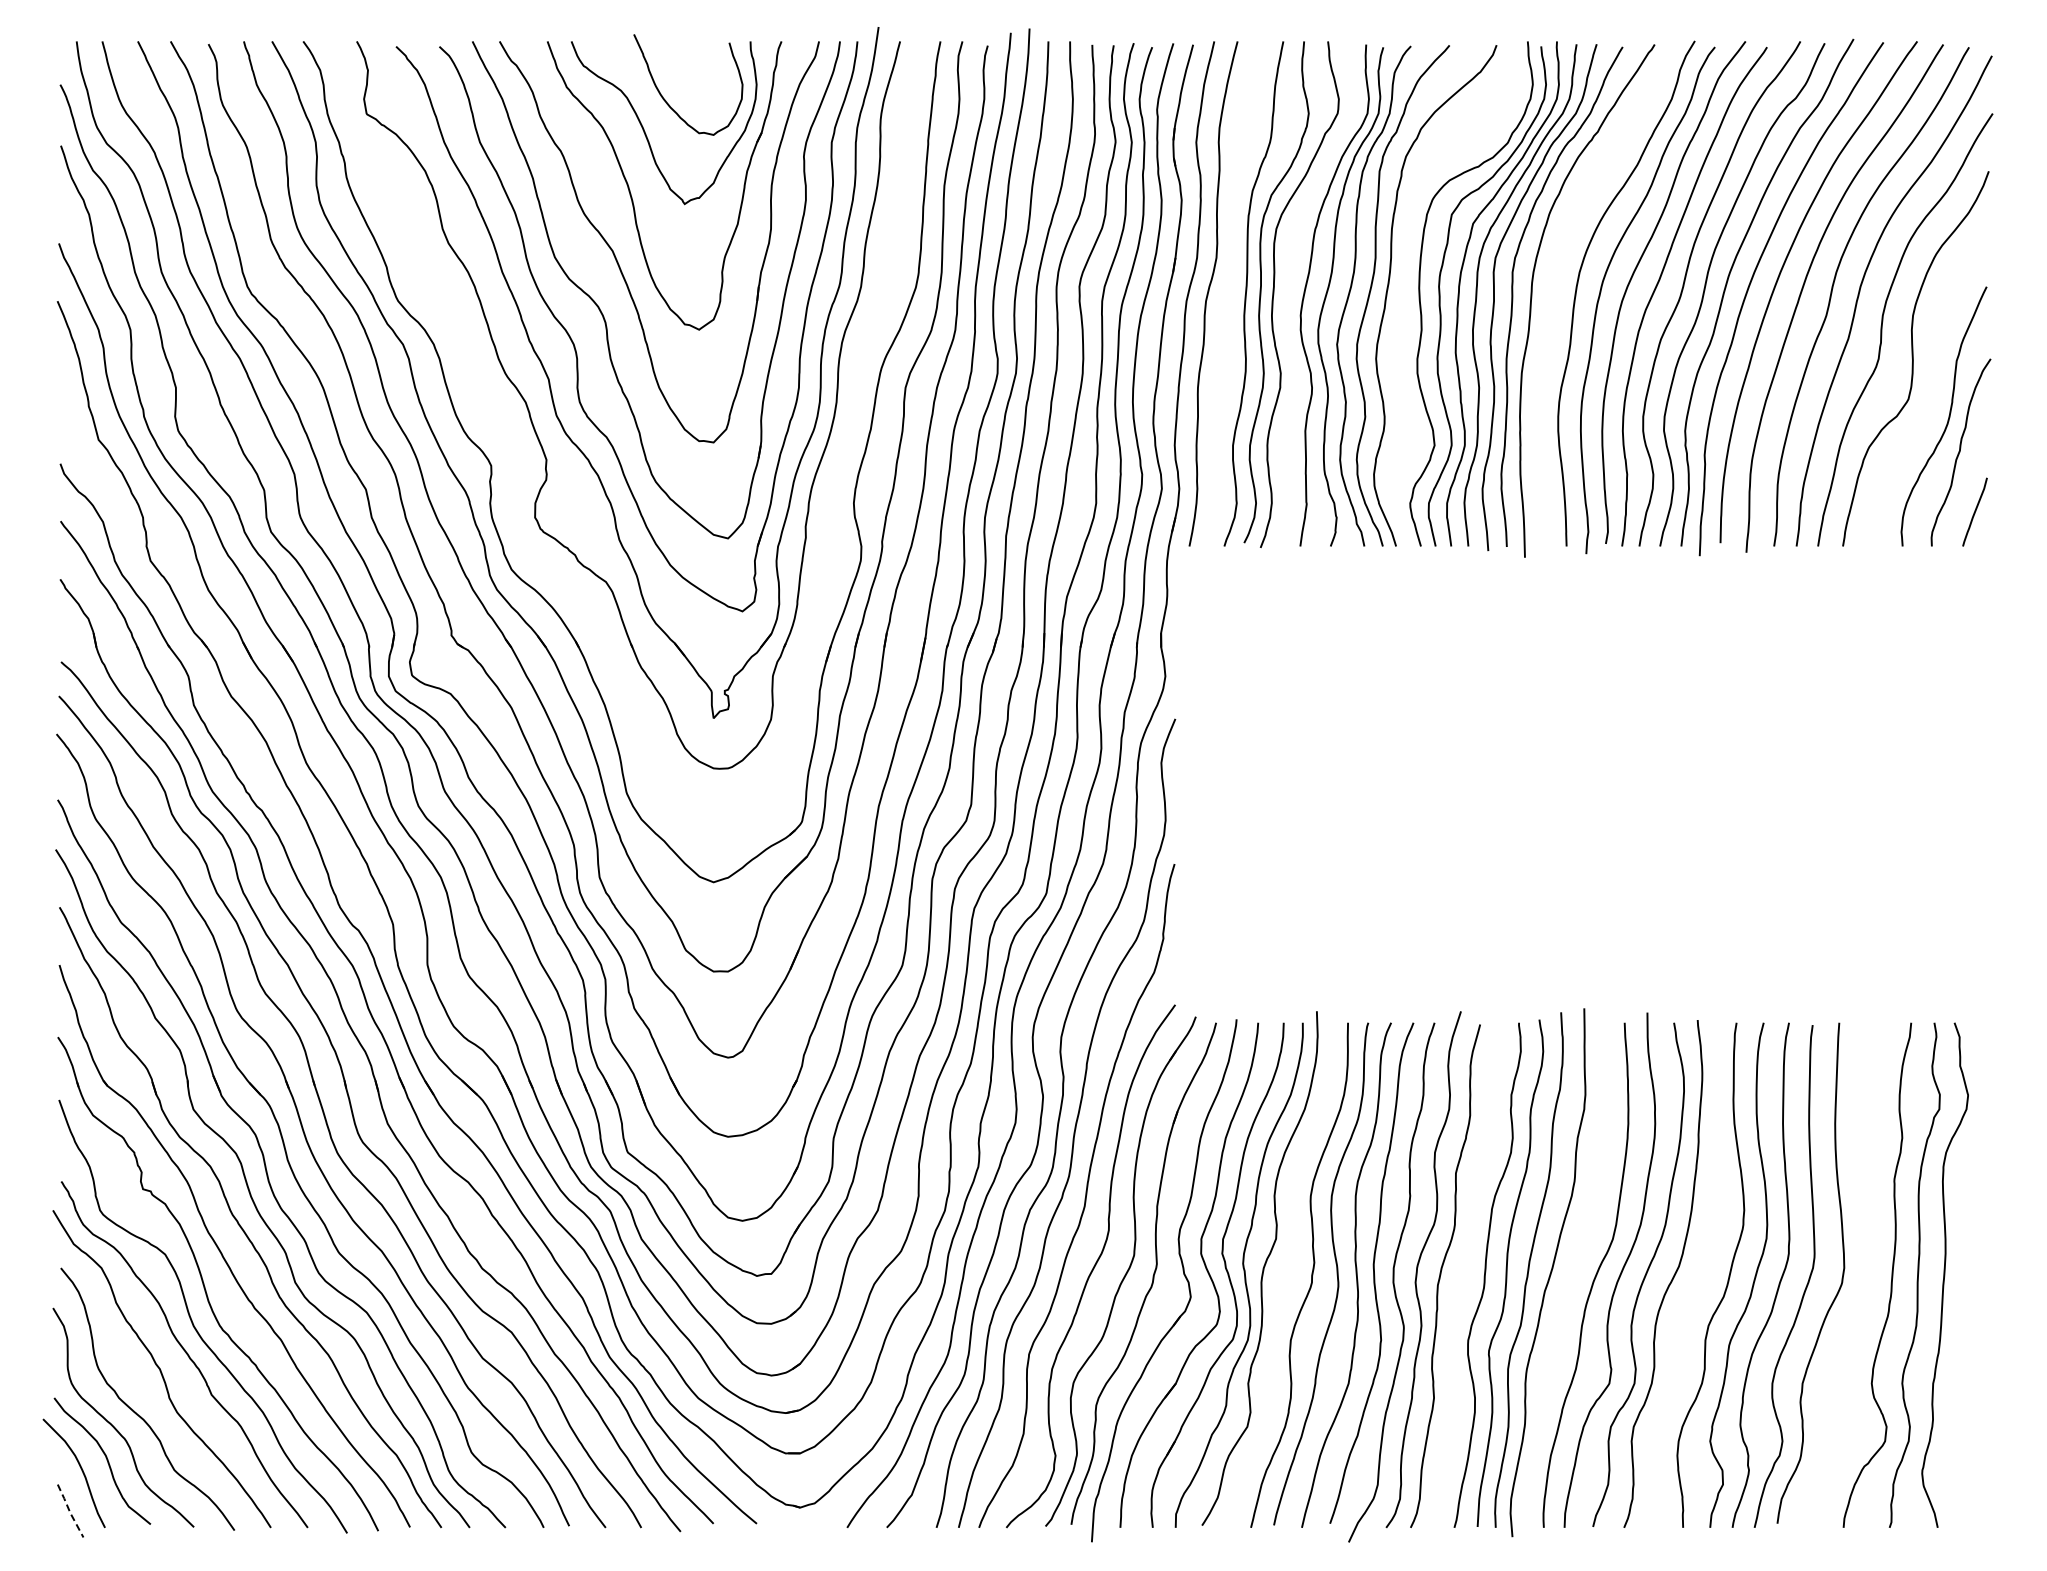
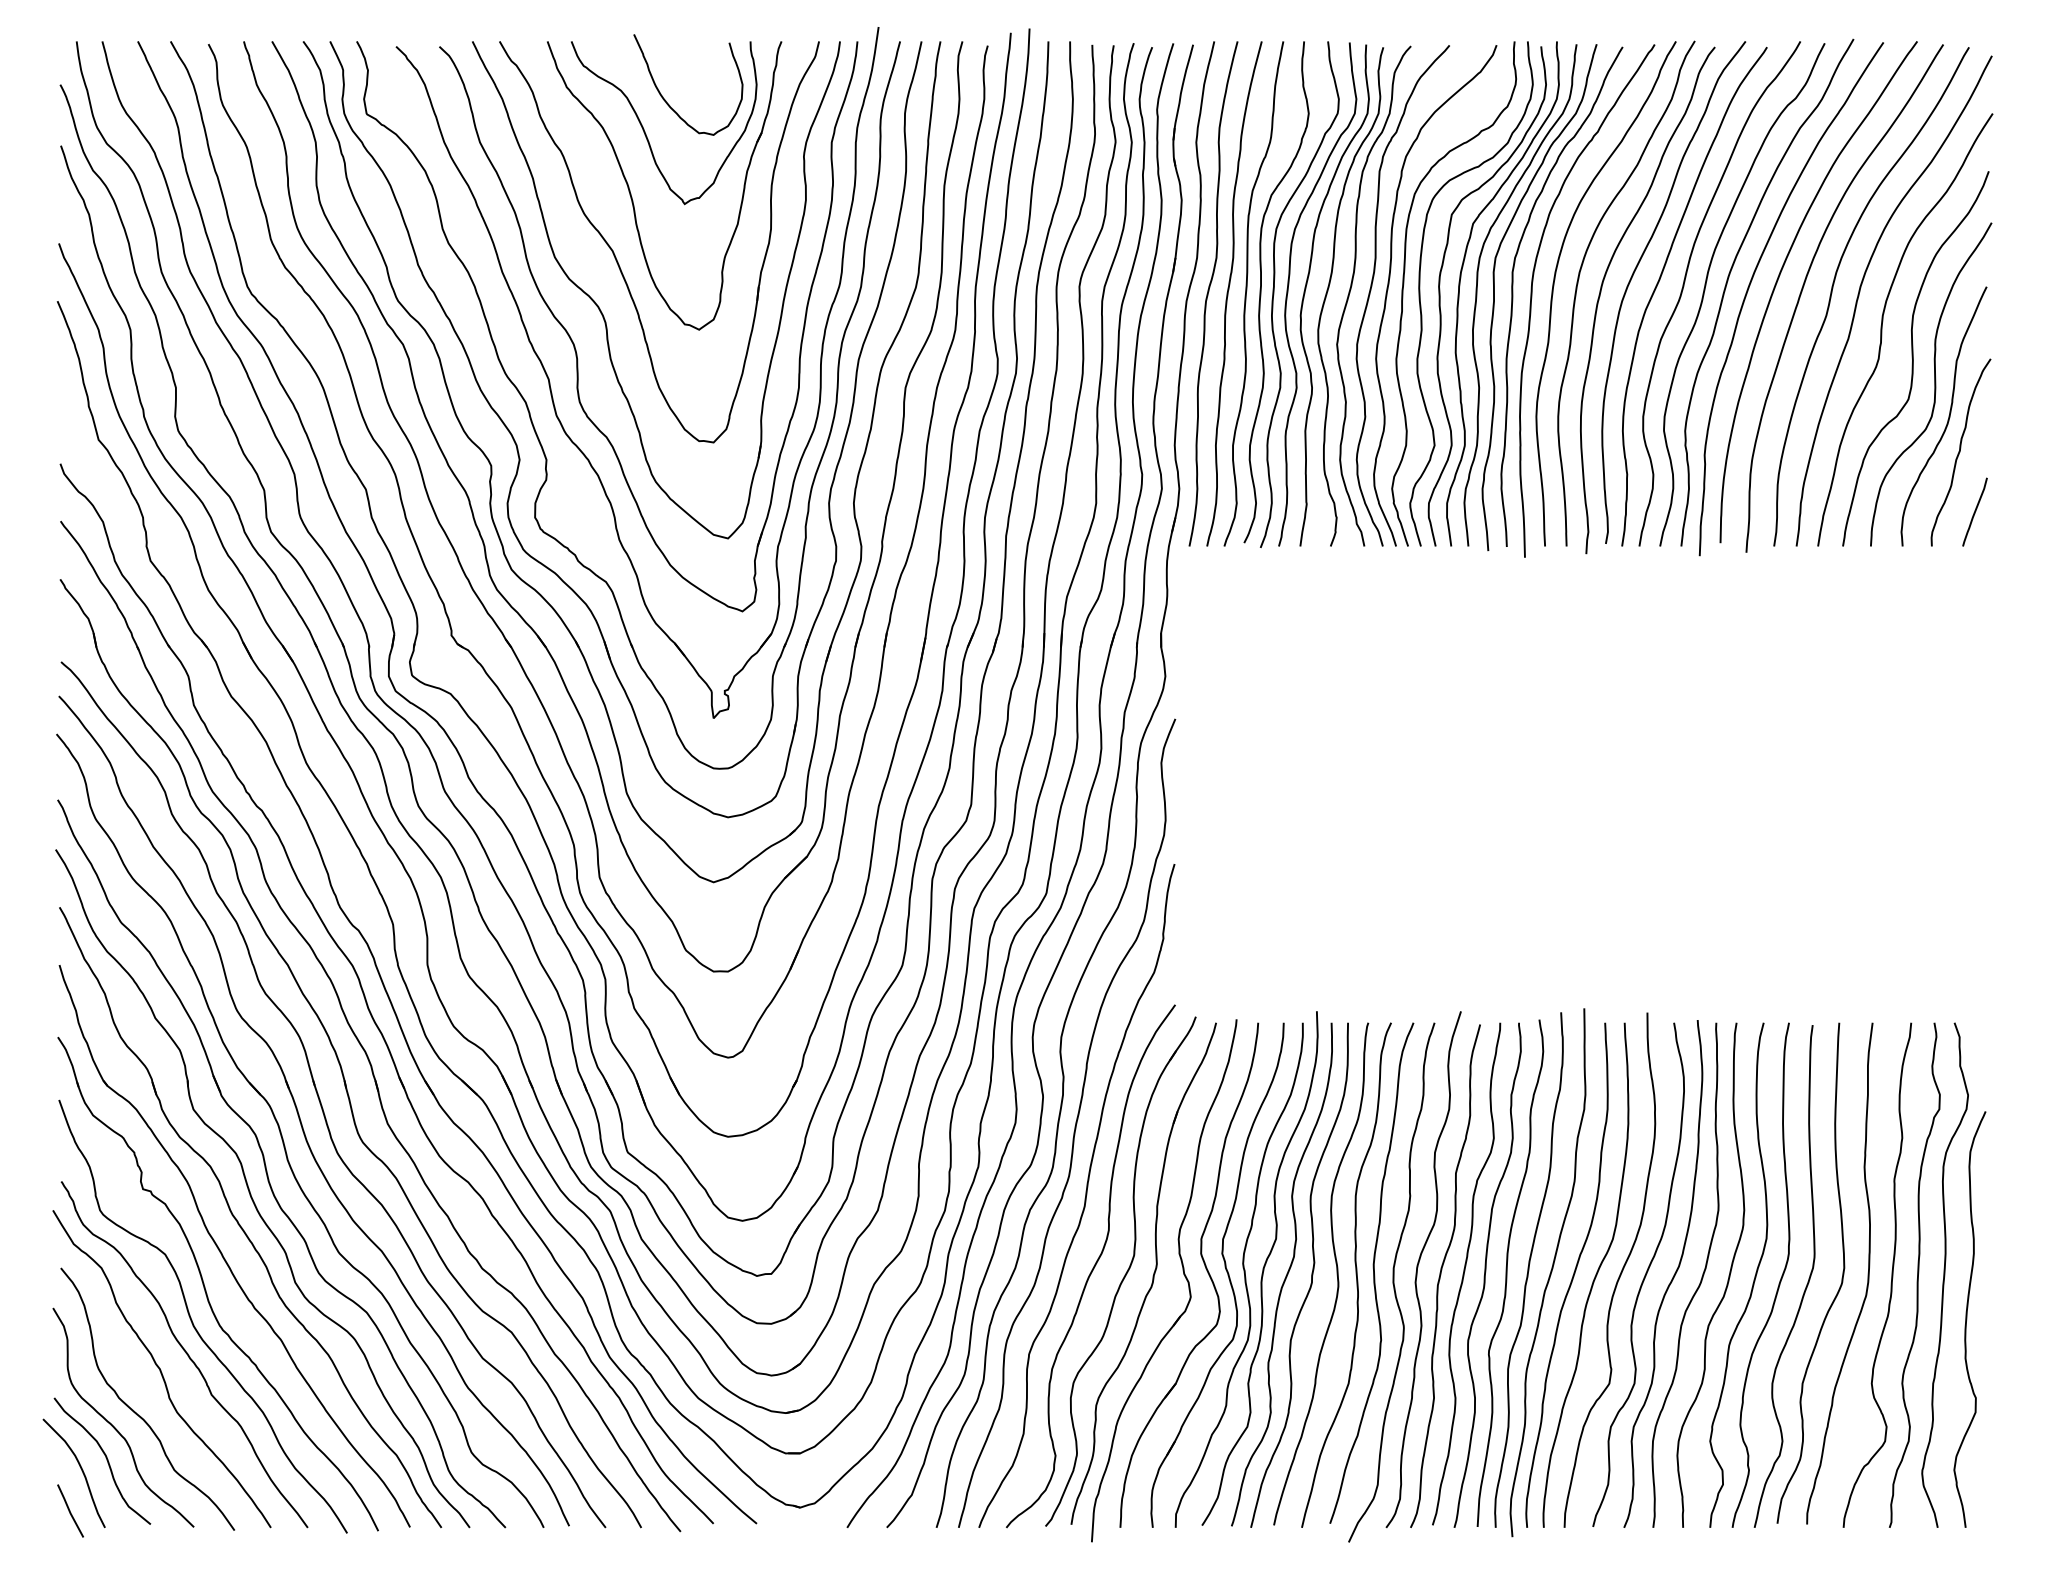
curve: none -> present (1404, 284)
curve: none -> present (1554, 286)
curve: none -> present (1229, 290)
curve: none -> present (1288, 293)
curve: none -> present (1934, 384)
part: none -> present (520, 457)
curve: none -> present (1464, 1273)
curve: none -> present (1867, 1273)
curve: none -> present (1285, 1275)
curve: none -> present (1572, 1275)
curve: none -> present (1700, 1279)
curve: none -> present (1967, 1319)
line: dashed -> solid (69, 1511)
